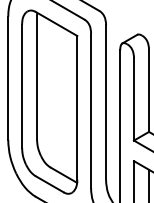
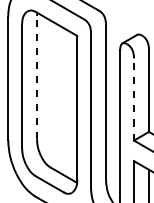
line: solid -> dashed (37, 77)
line: solid -> dashed (134, 99)
